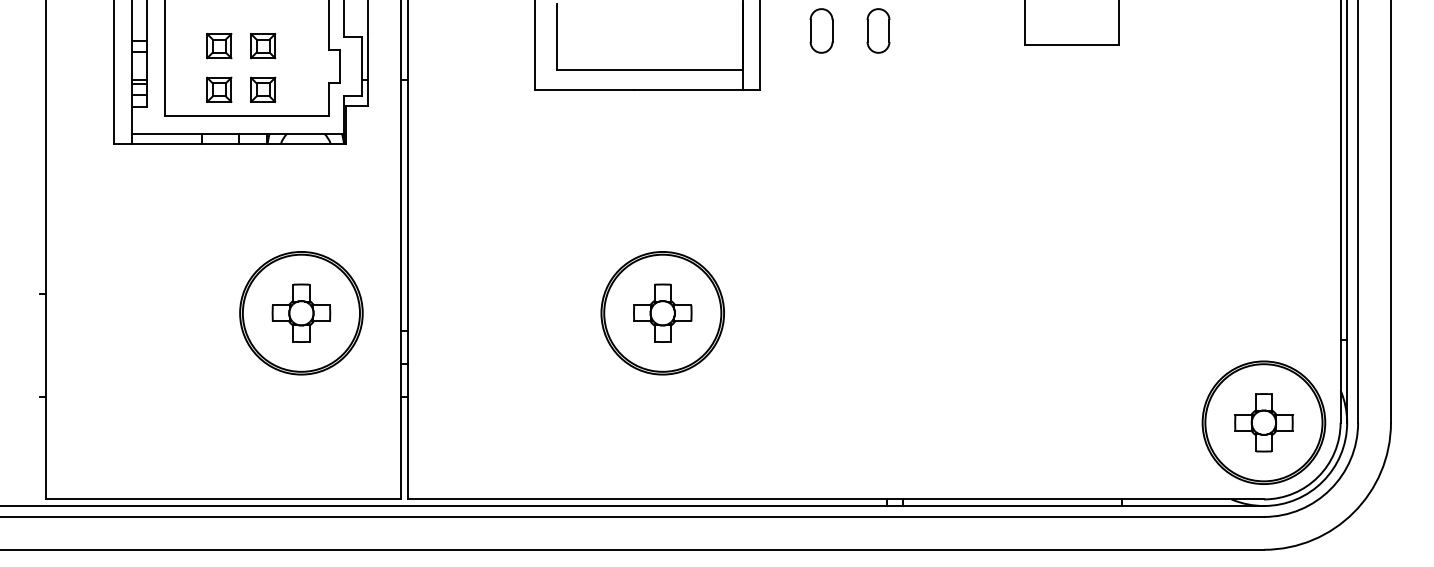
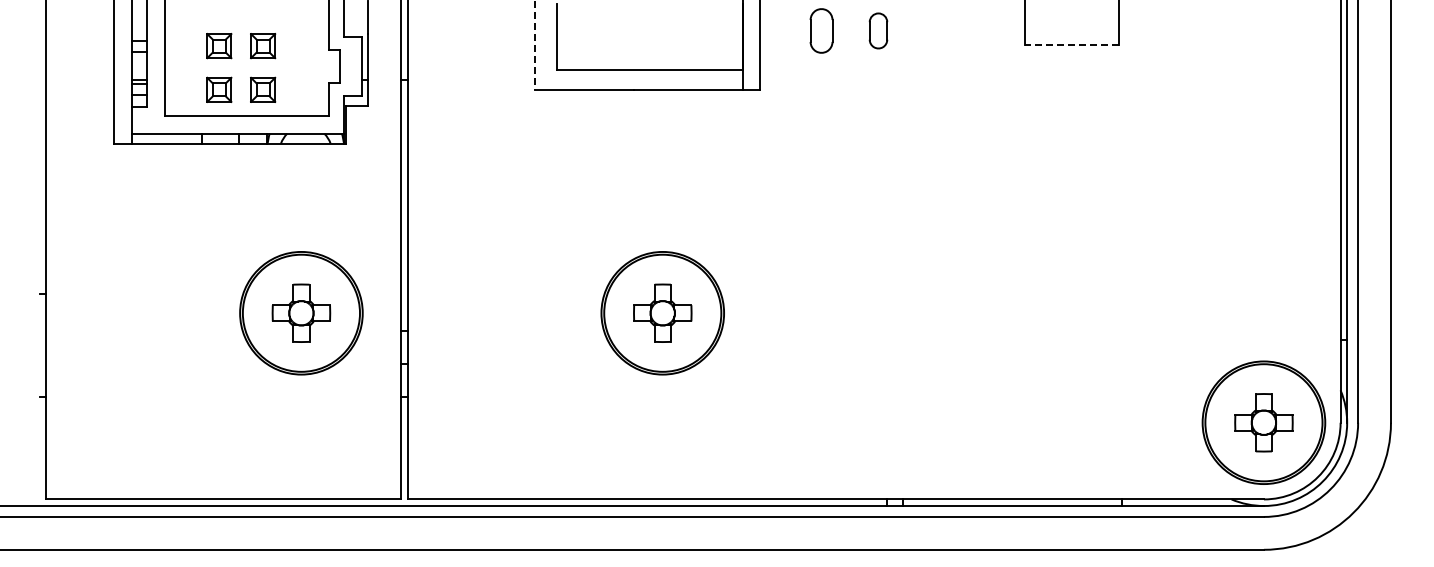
part size: 25x46 px -> 21x38 px (878, 30)
line: solid -> dashed (534, 44)
line: solid -> dashed (1071, 45)
